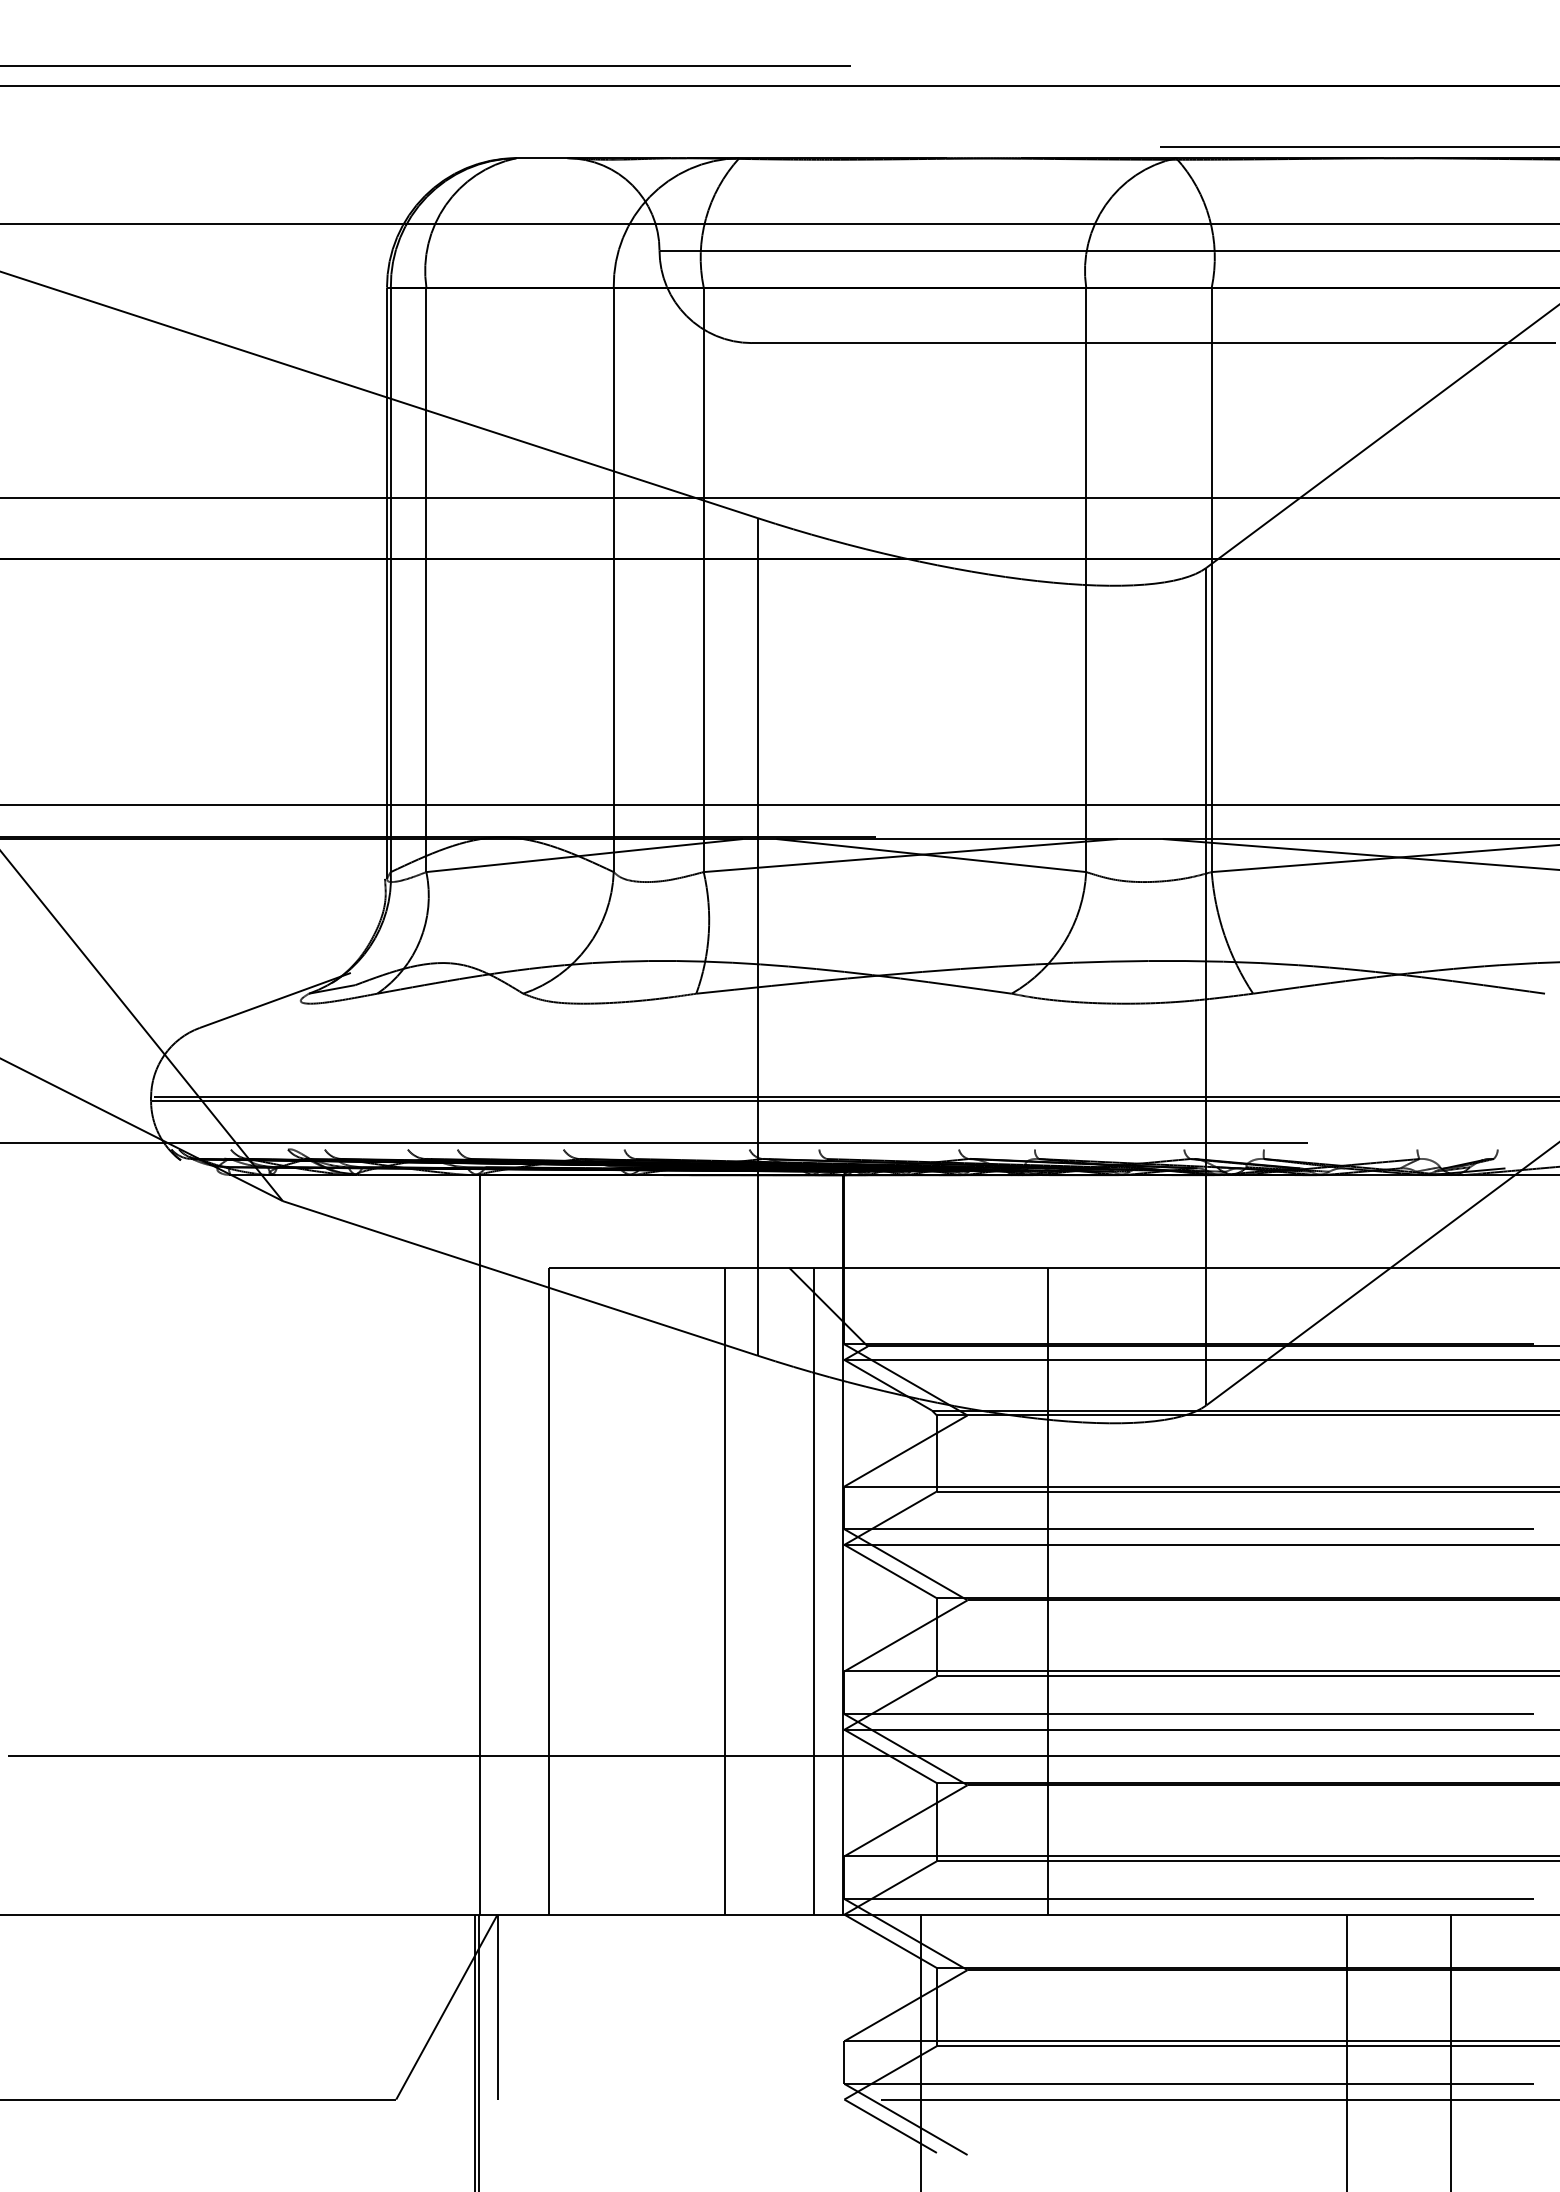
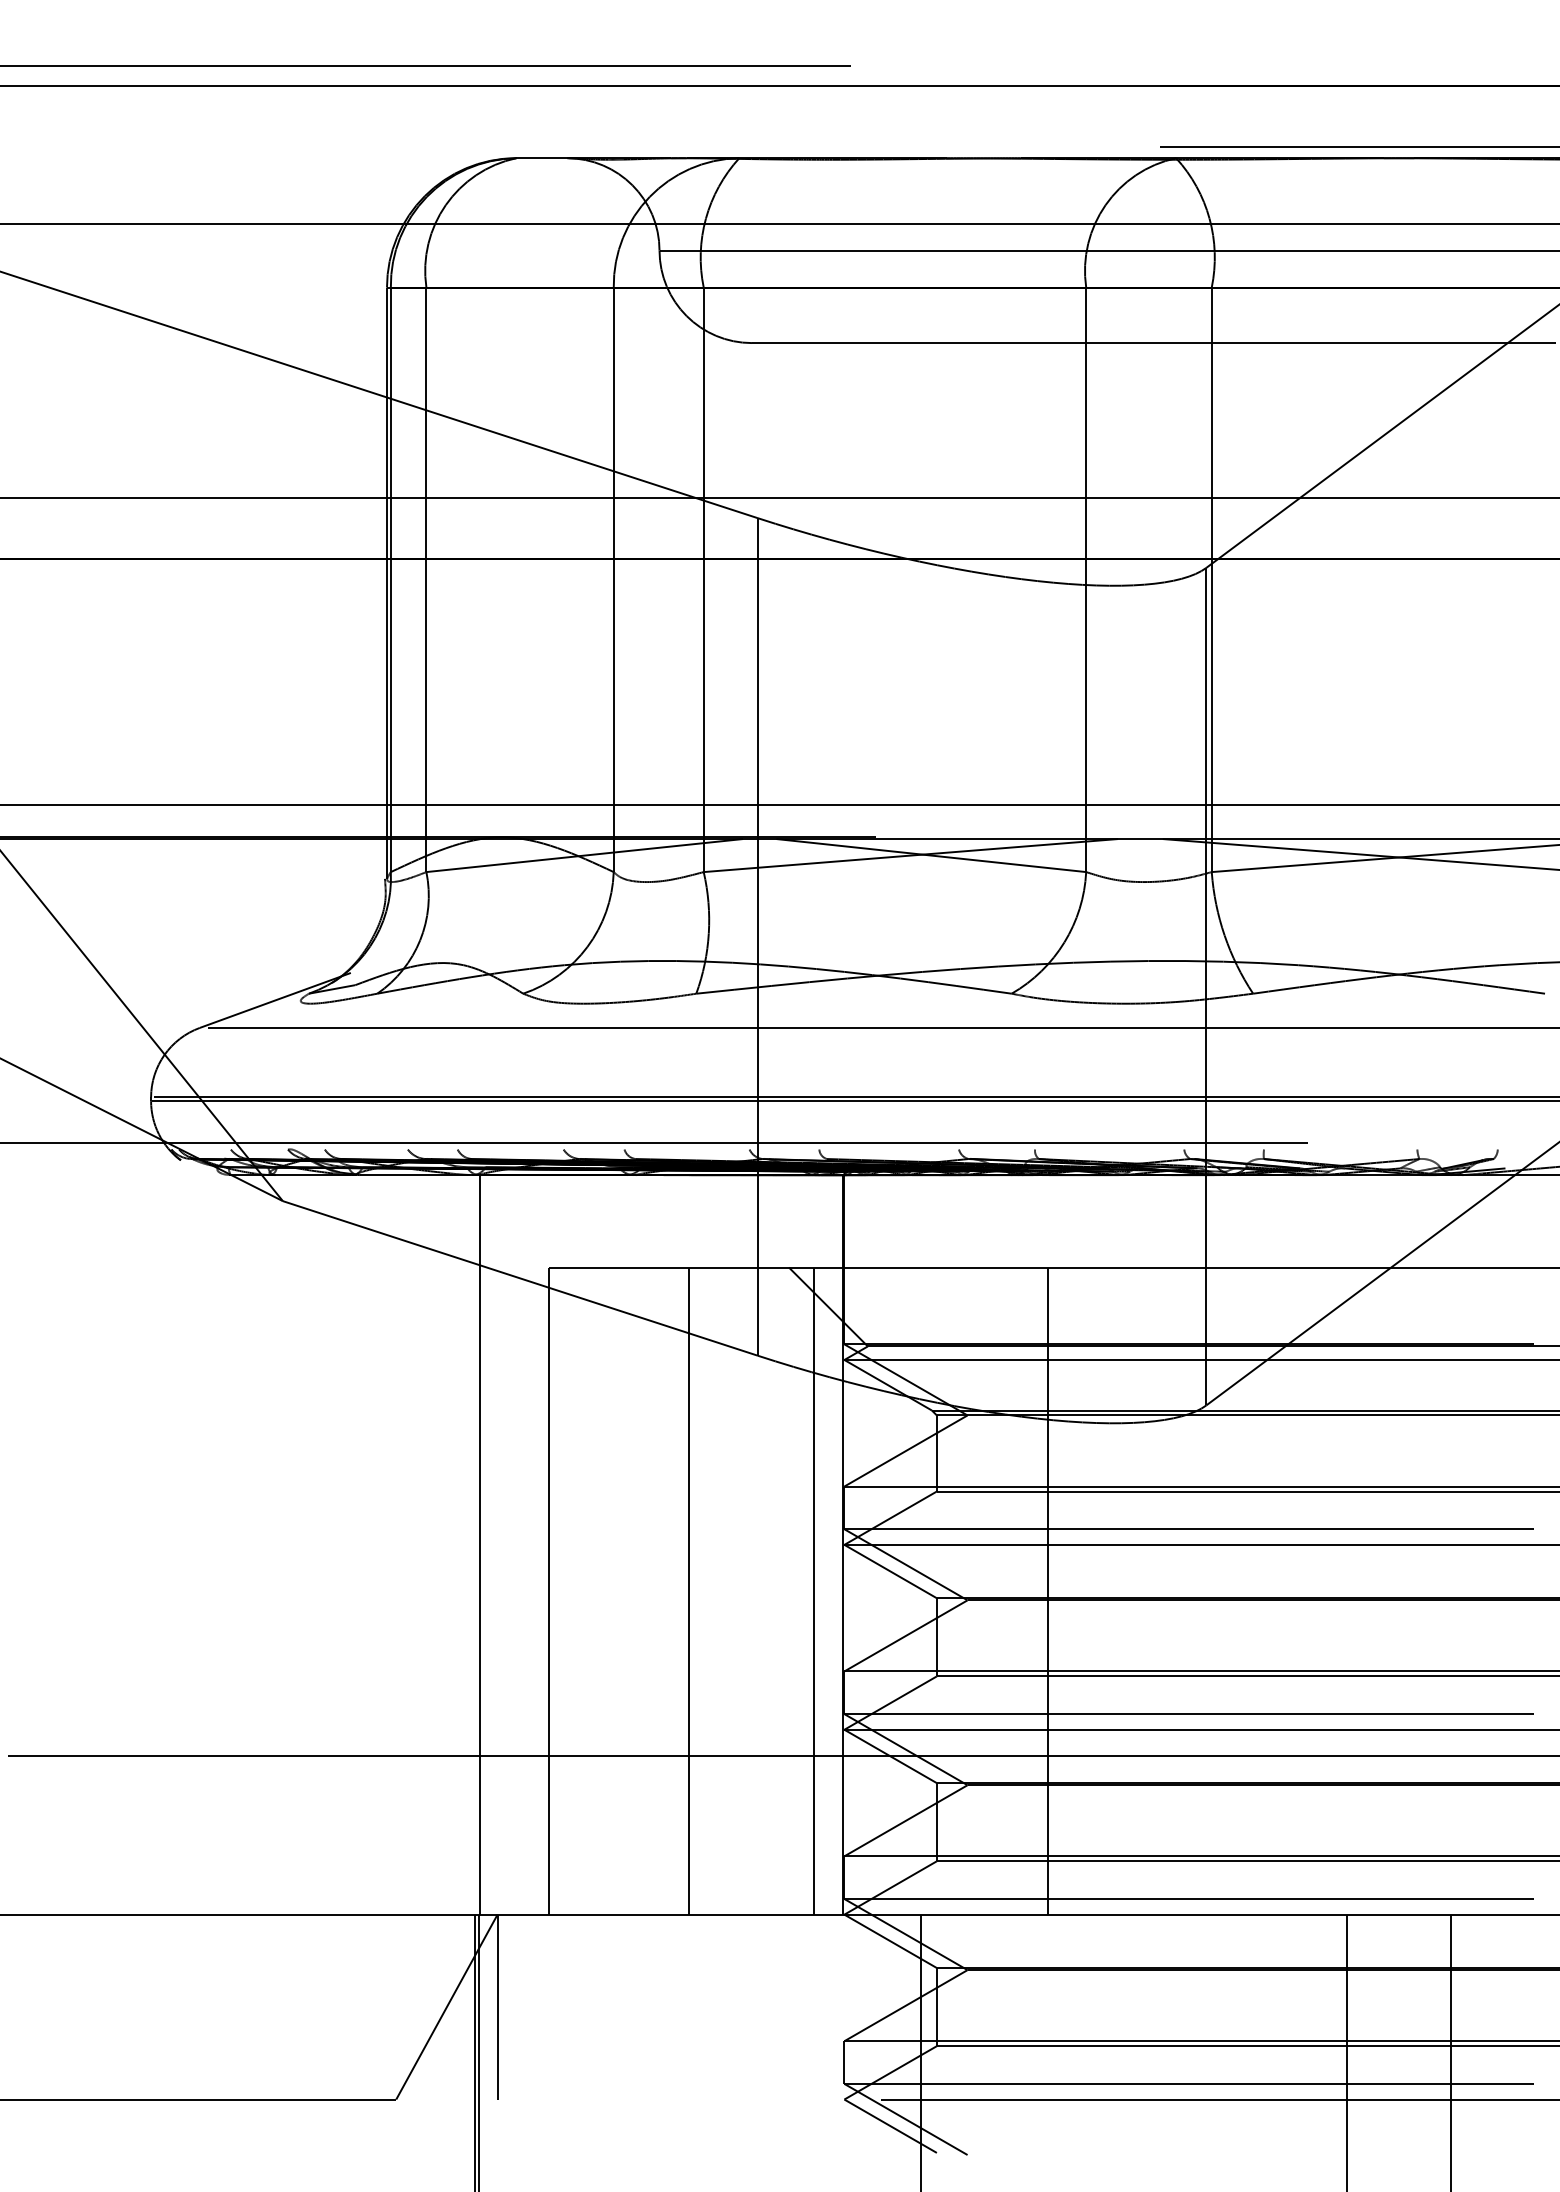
line: none -> present (881, 1027)
line position: (724, 1590) -> (688, 1590) (688, 1590)
